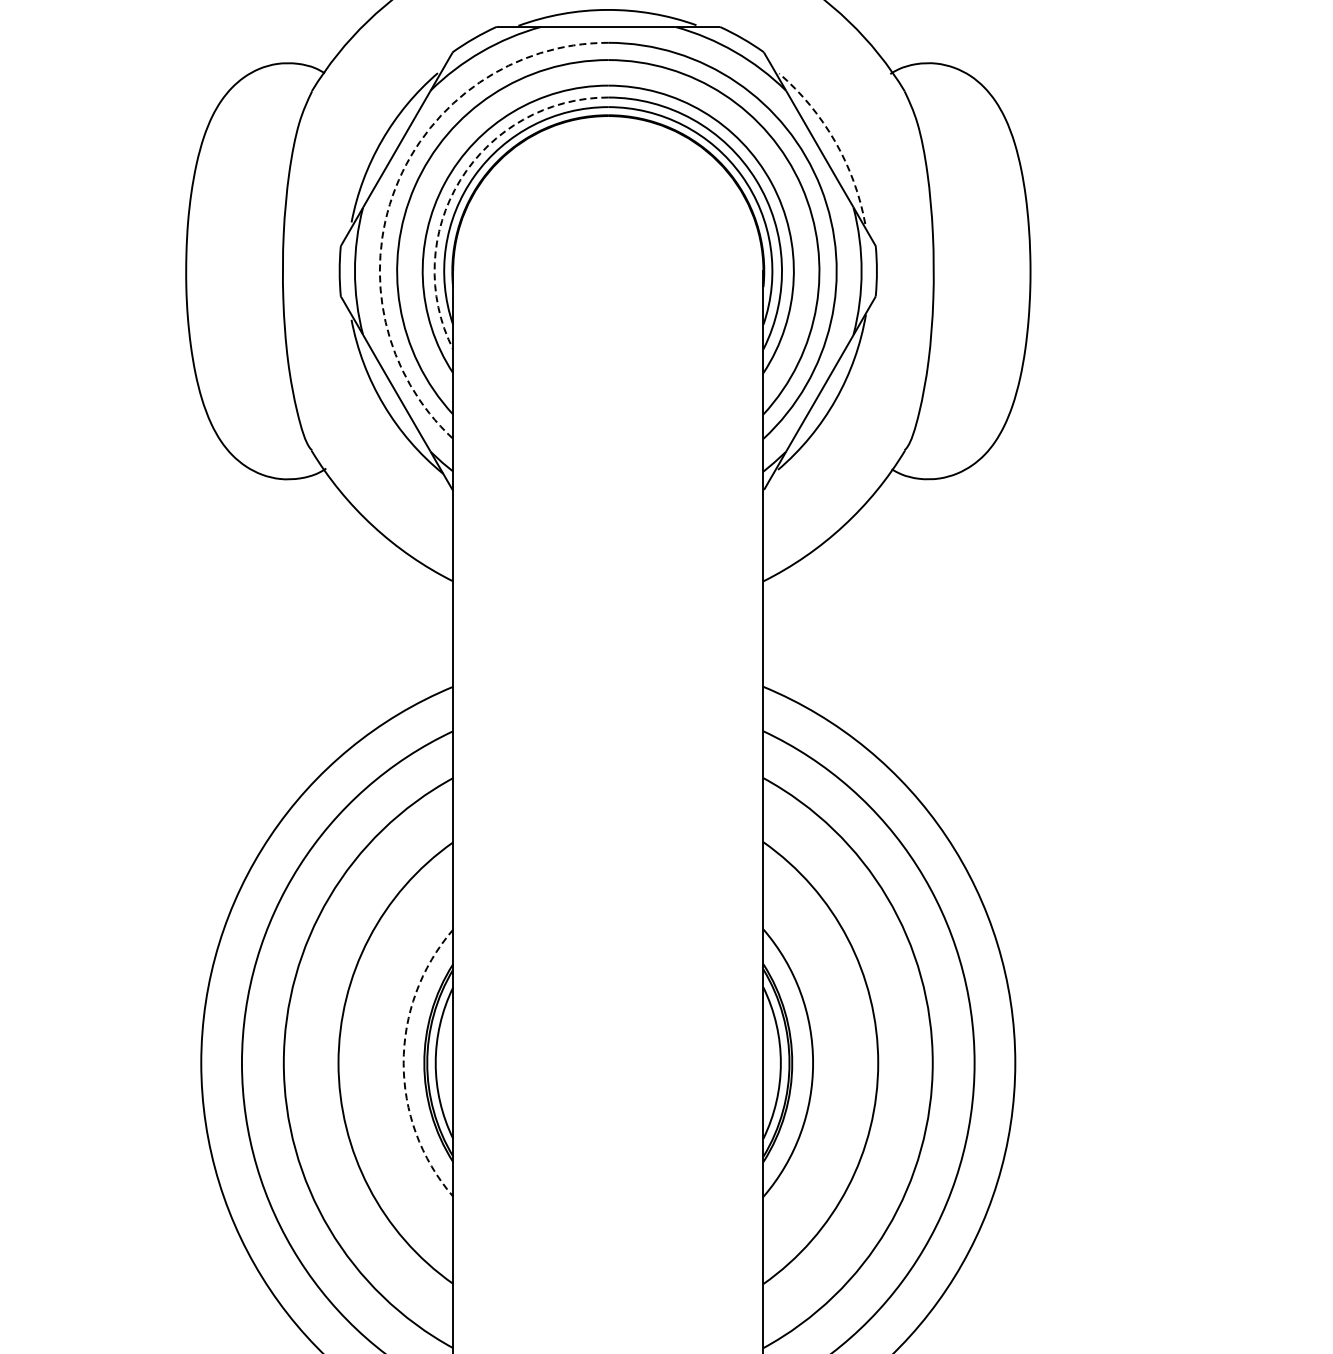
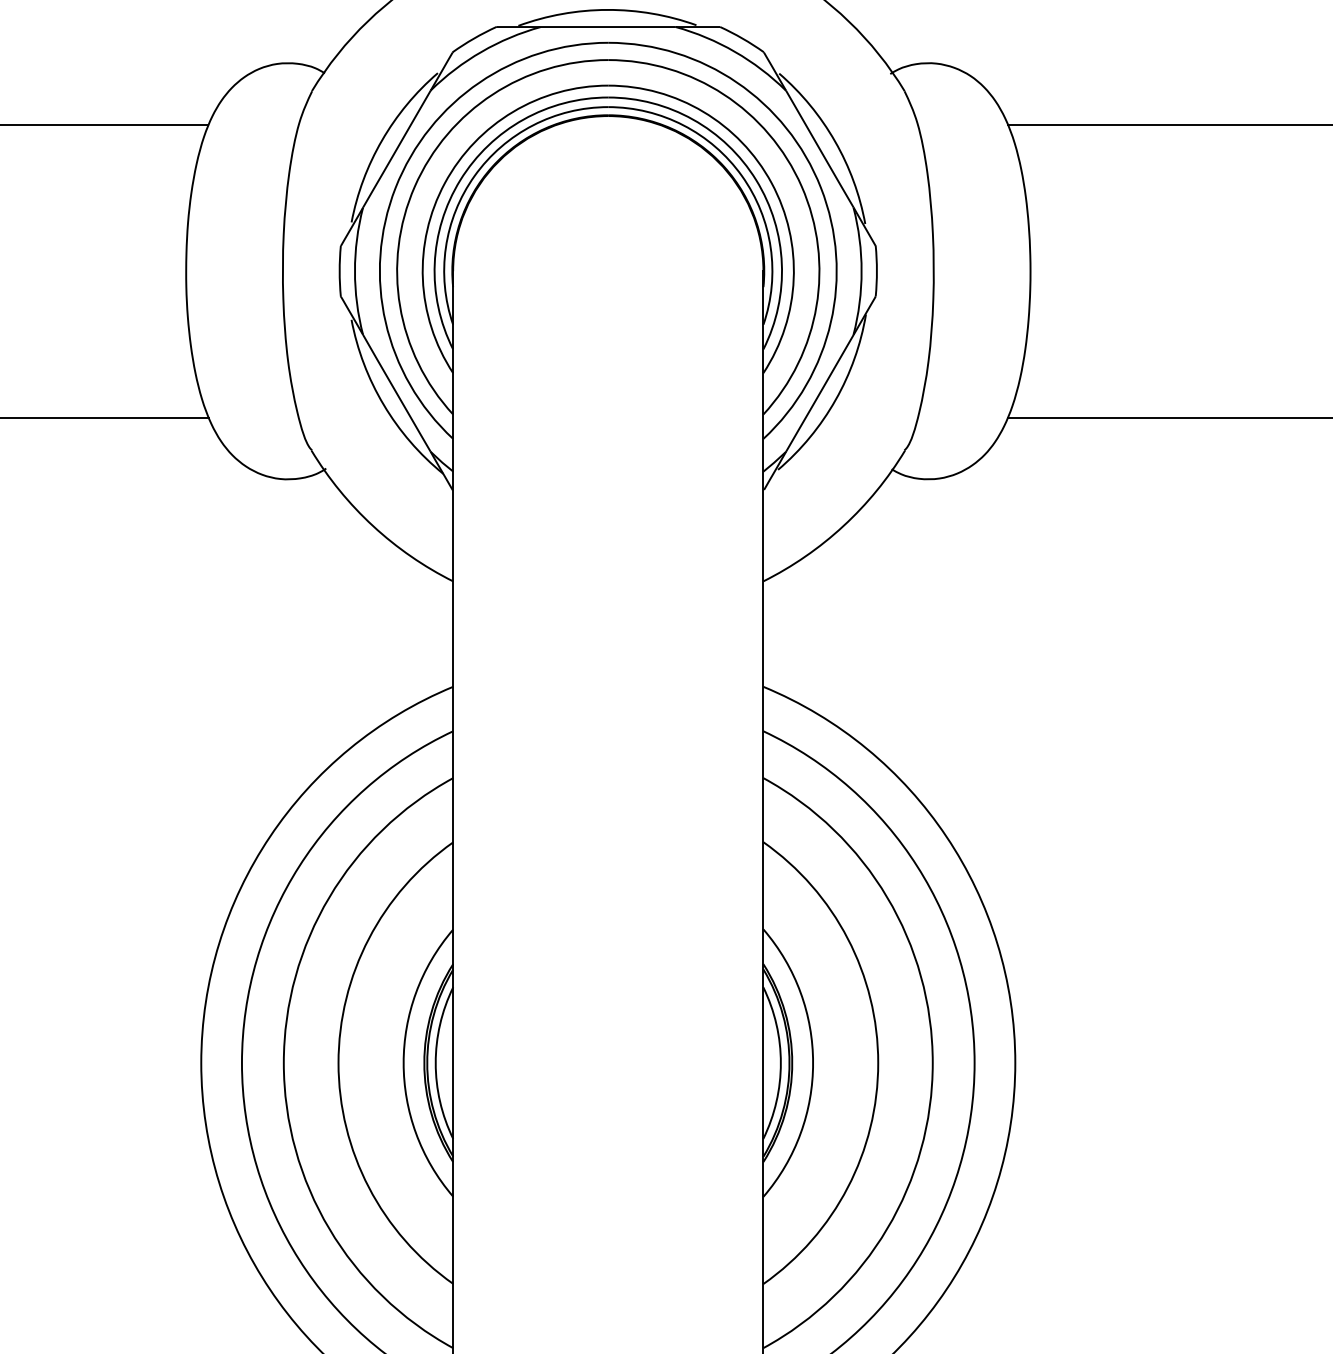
line: none -> present (105, 124)
line: none -> present (1168, 124)
arc: dashed -> solid (835, 141)
arc: dashed -> solid (460, 180)
arc: dashed -> solid (395, 187)
line: none -> present (105, 417)
line: none -> present (1168, 417)
arc: dashed -> solid (403, 1063)
